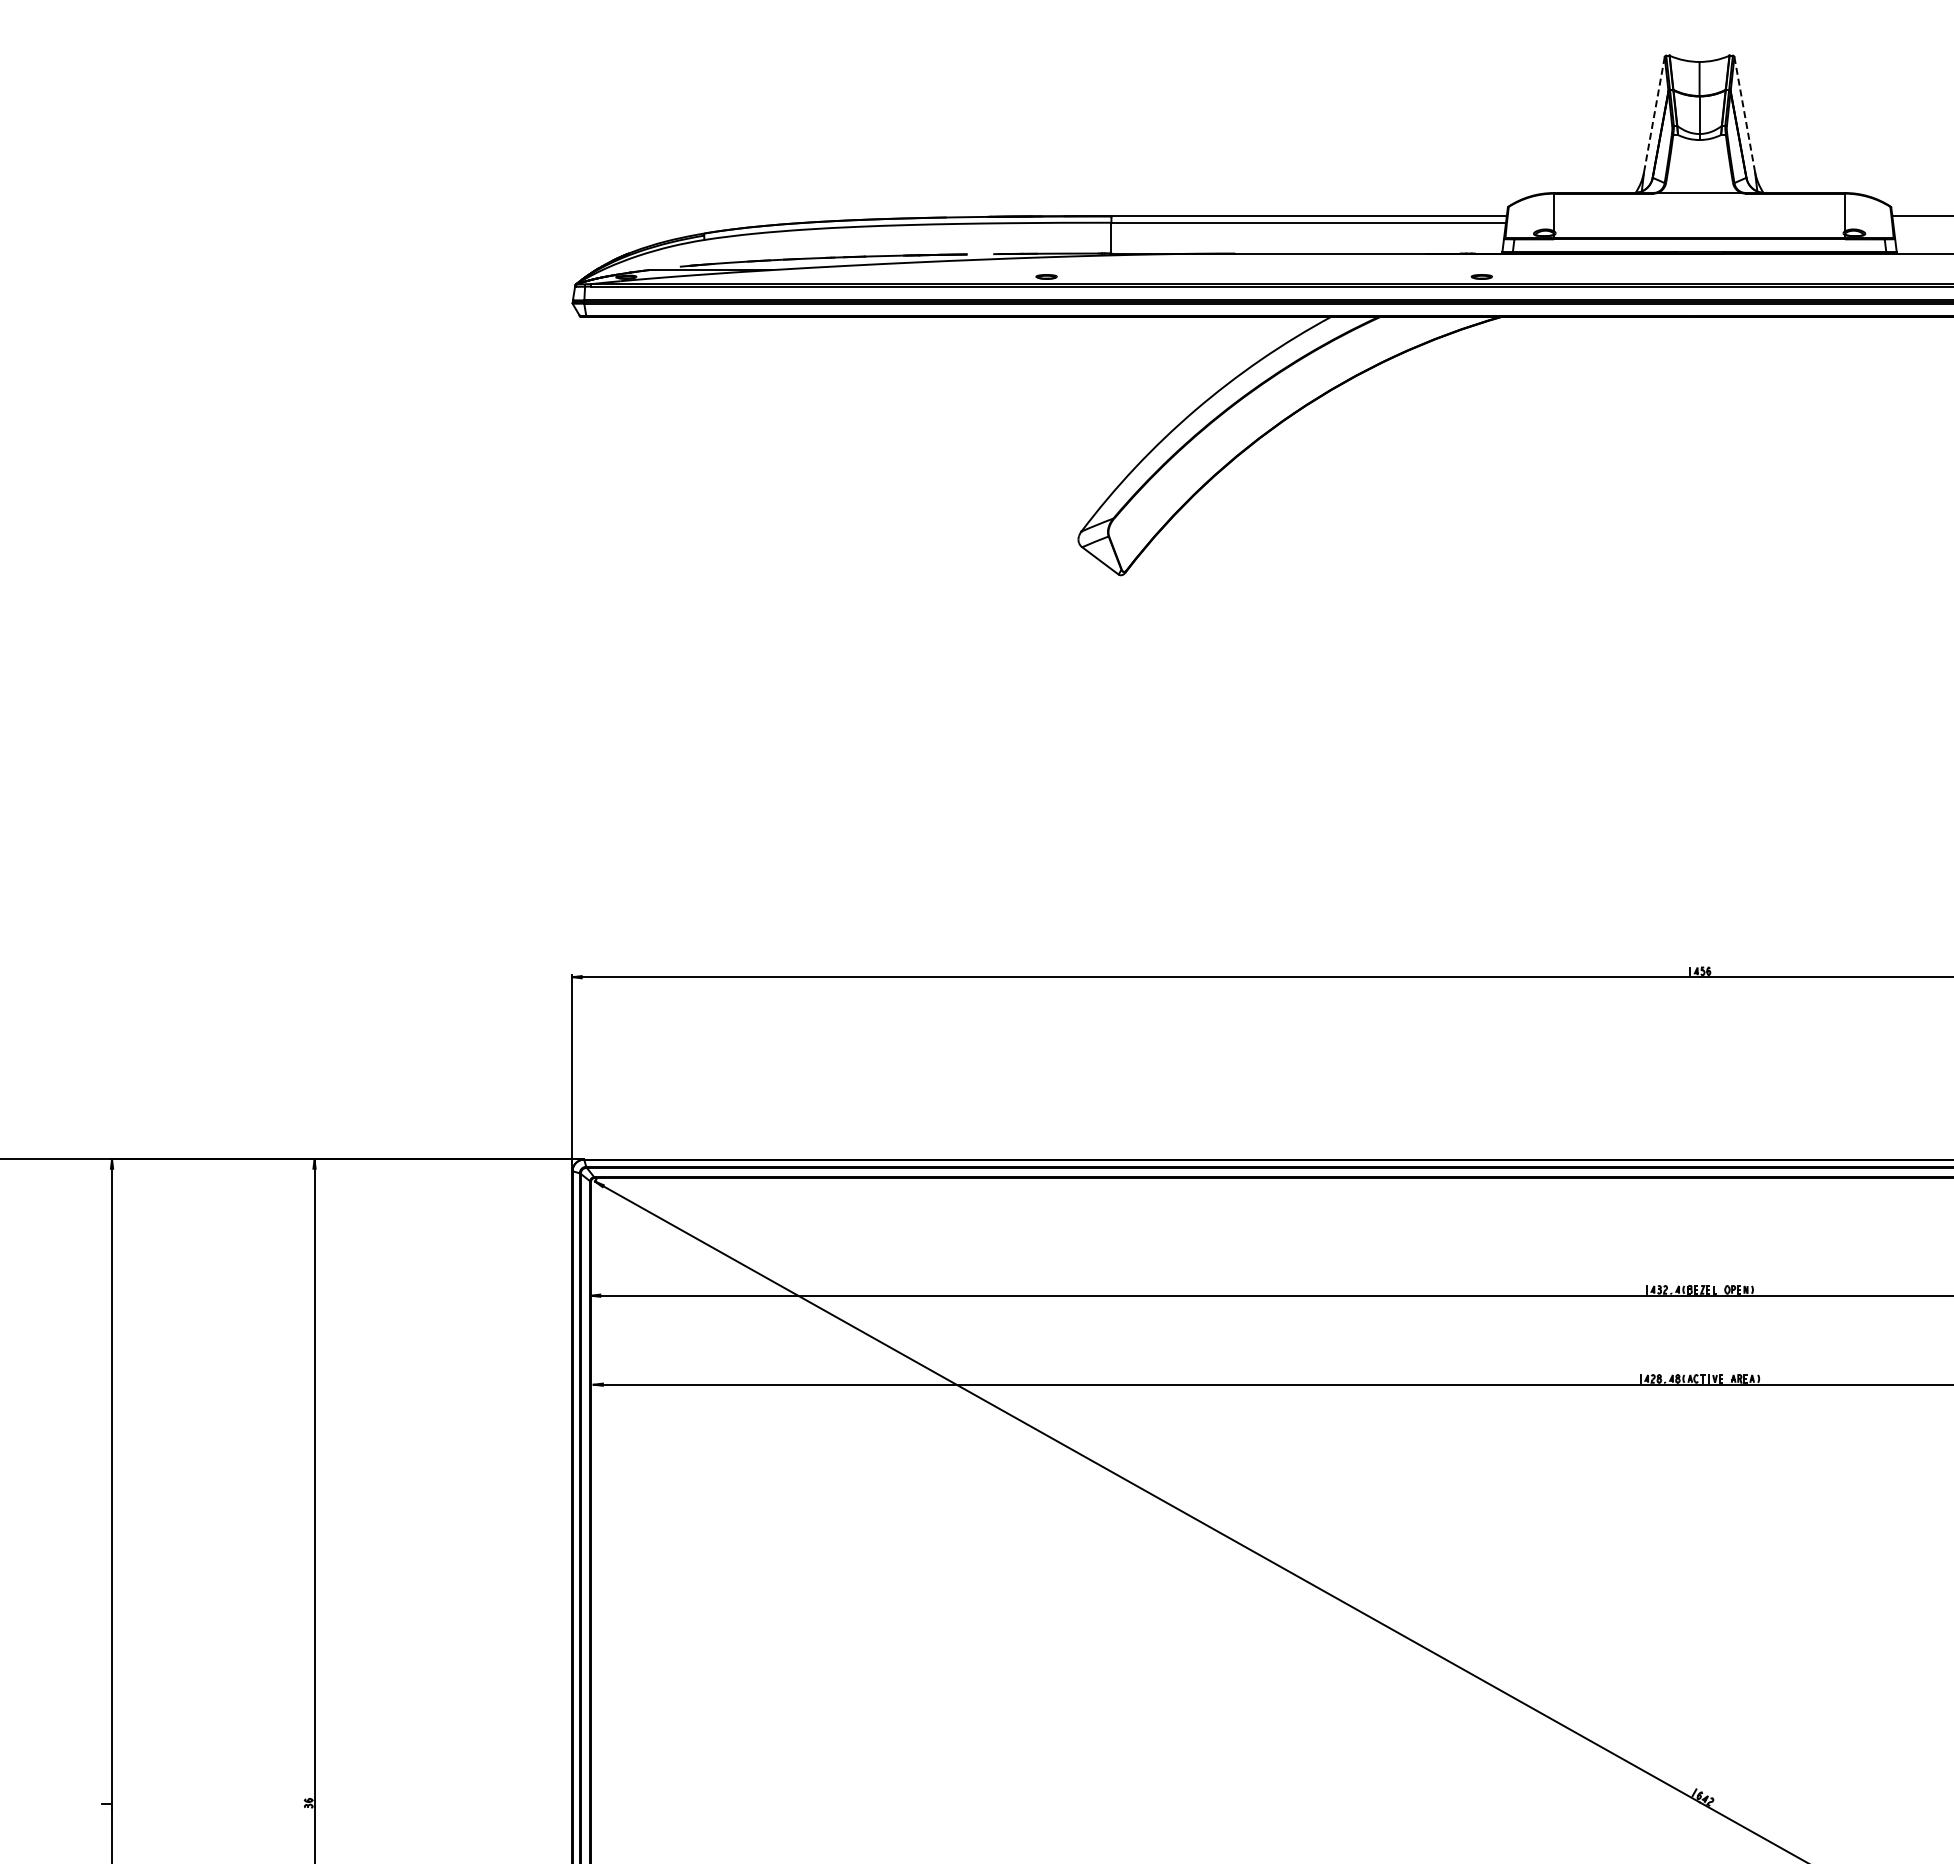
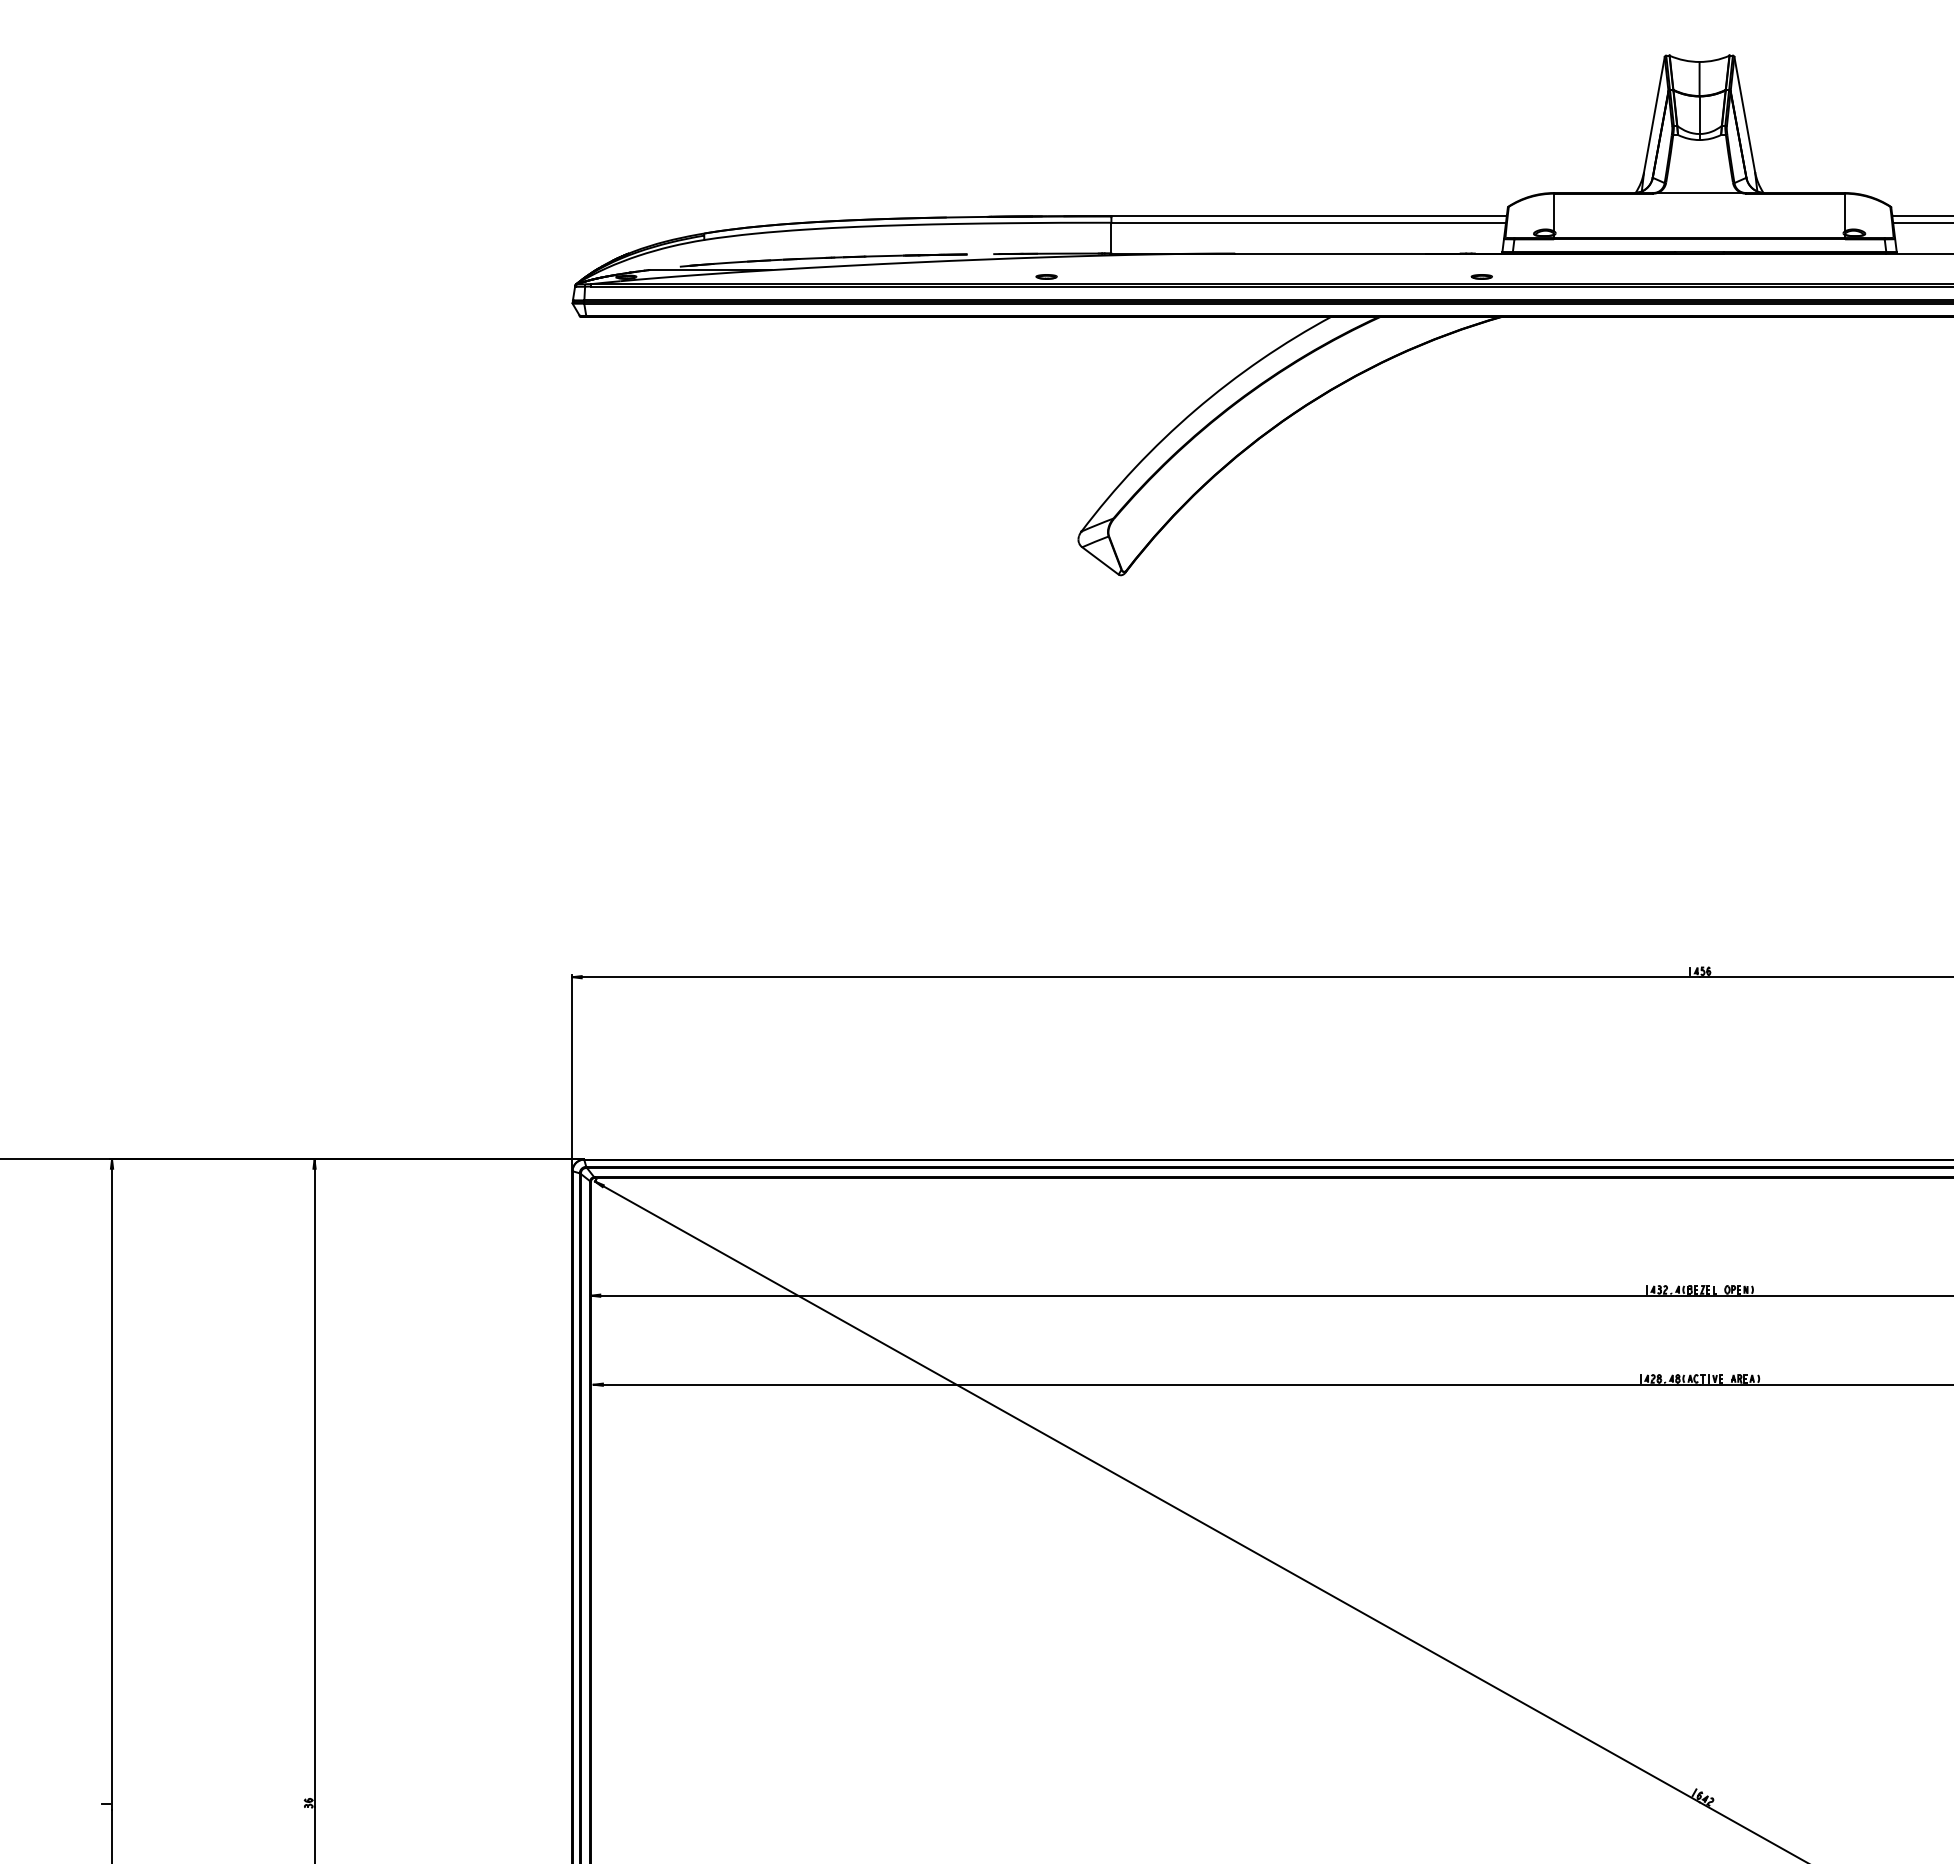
line: dashed -> solid (1654, 114)
line: dashed -> solid (1744, 114)
line: none -> present (1921, 222)
